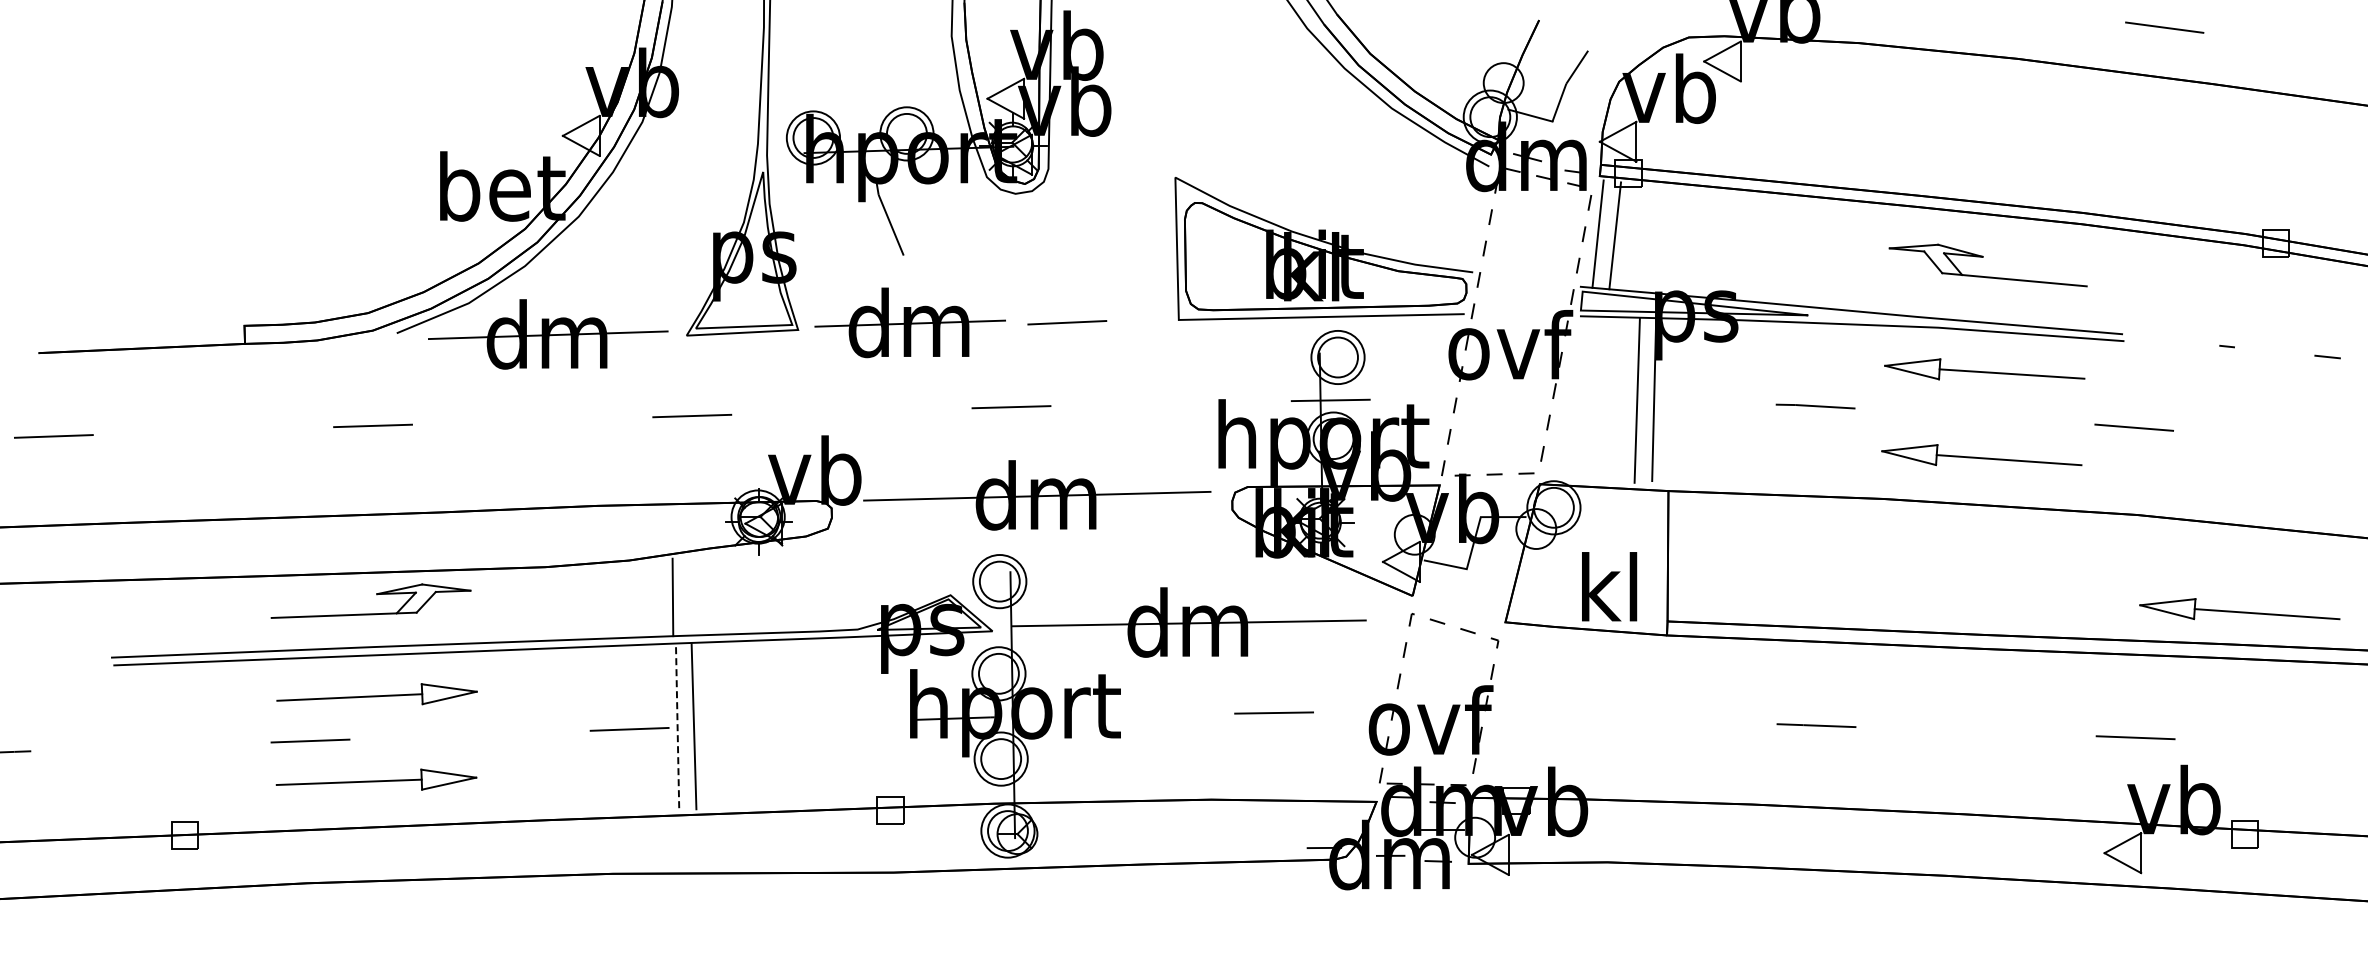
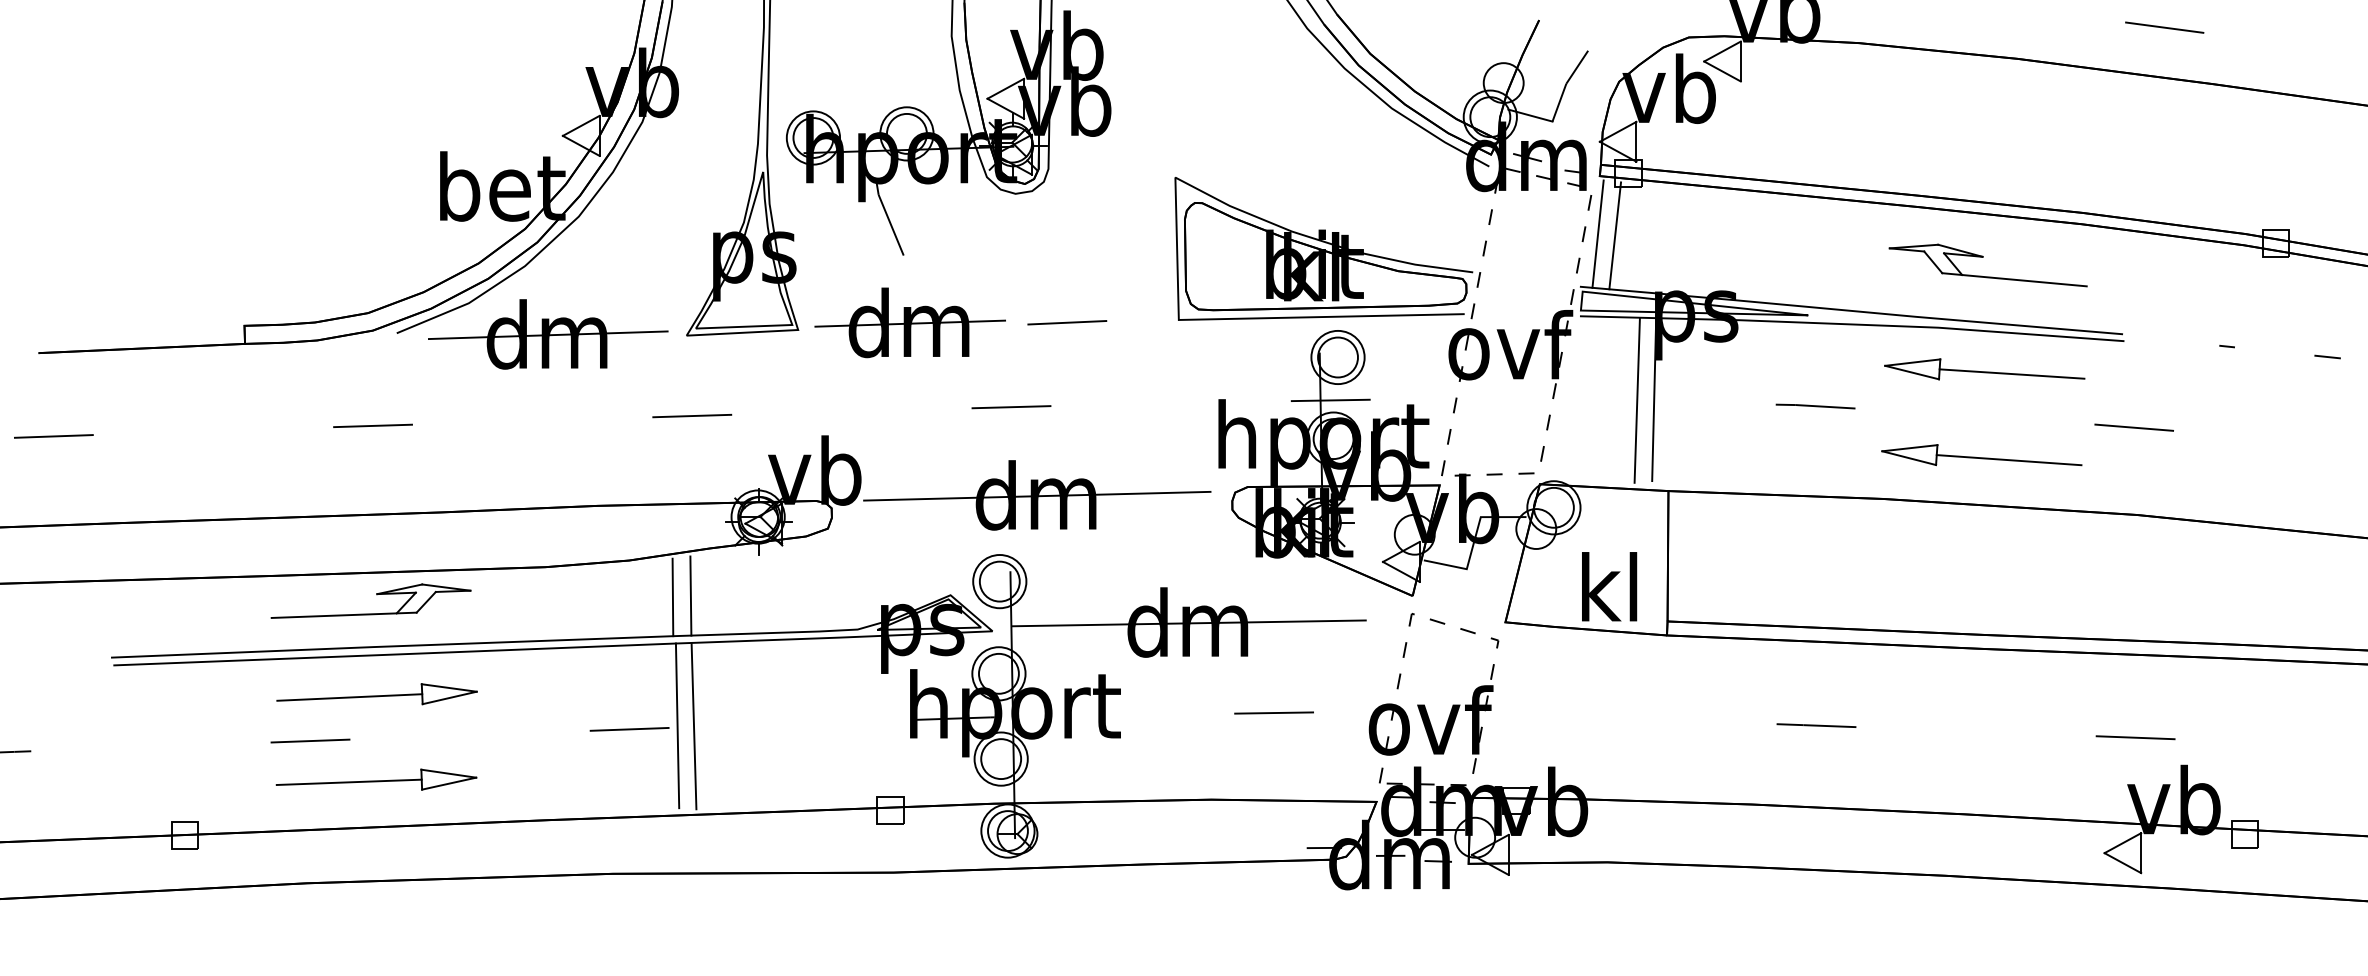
line: none -> present (690, 595)
part: present -> none (2239, 609)
line: dashed -> solid (677, 725)
